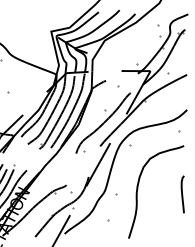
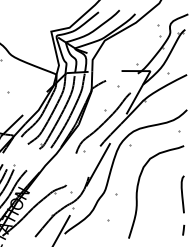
line: none -> present (183, 229)
